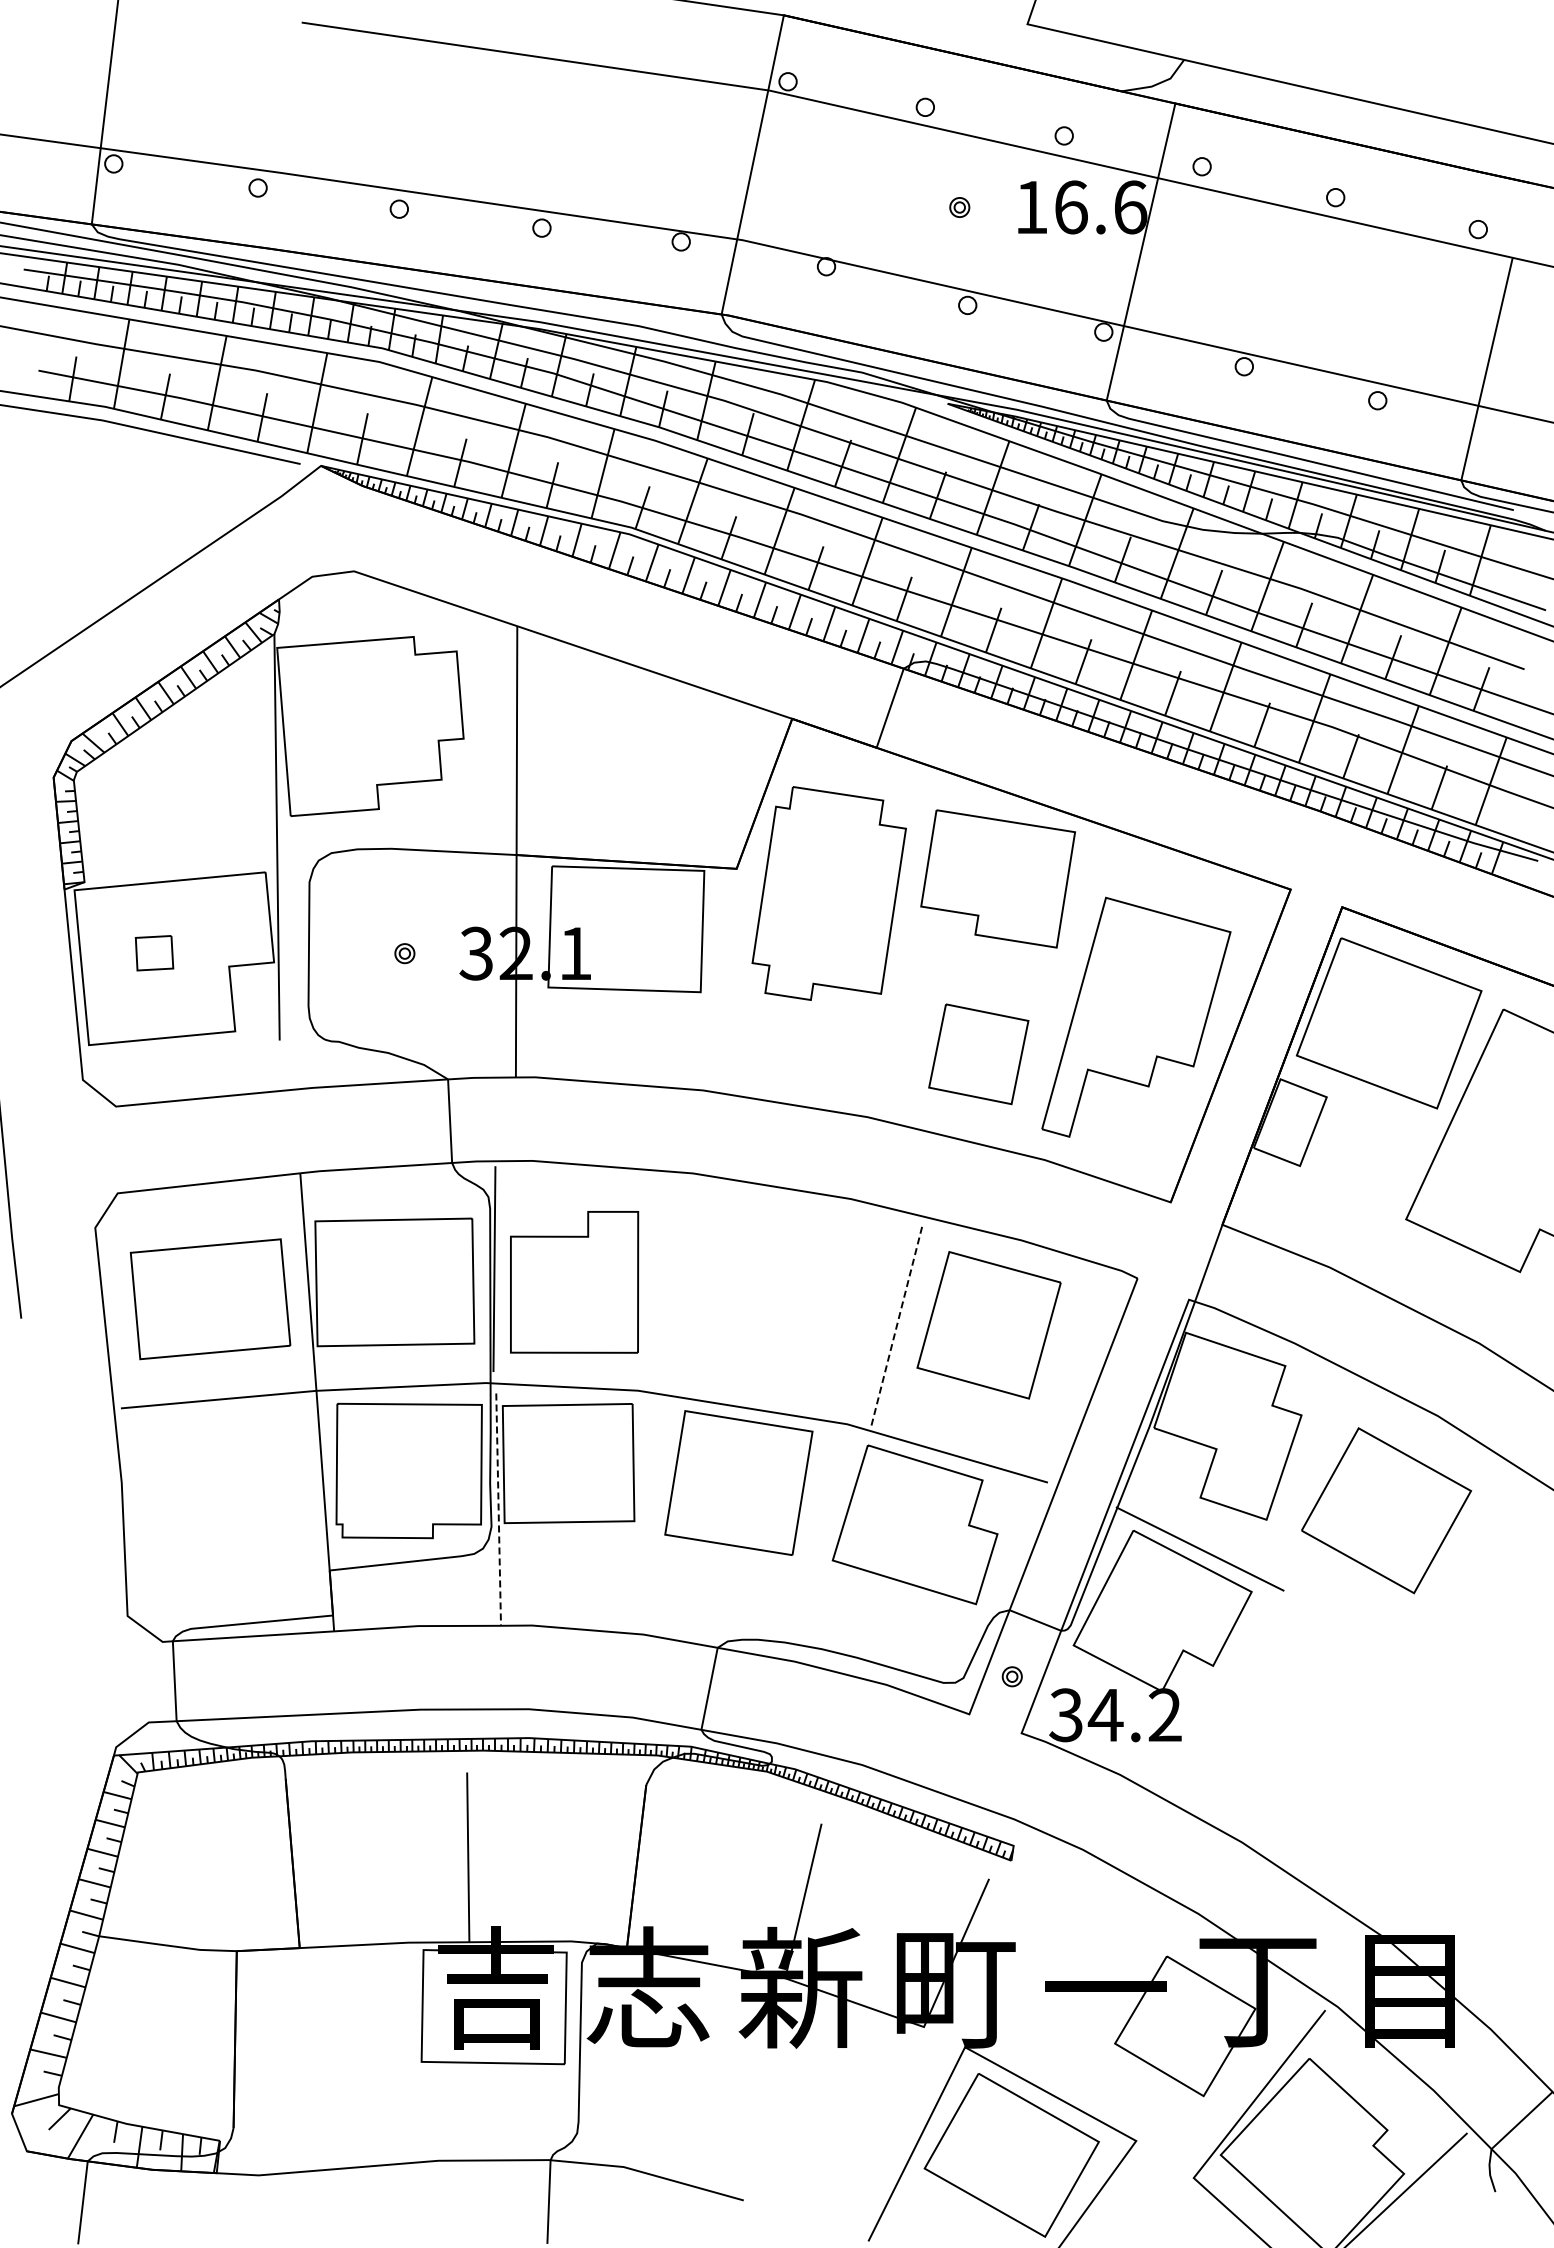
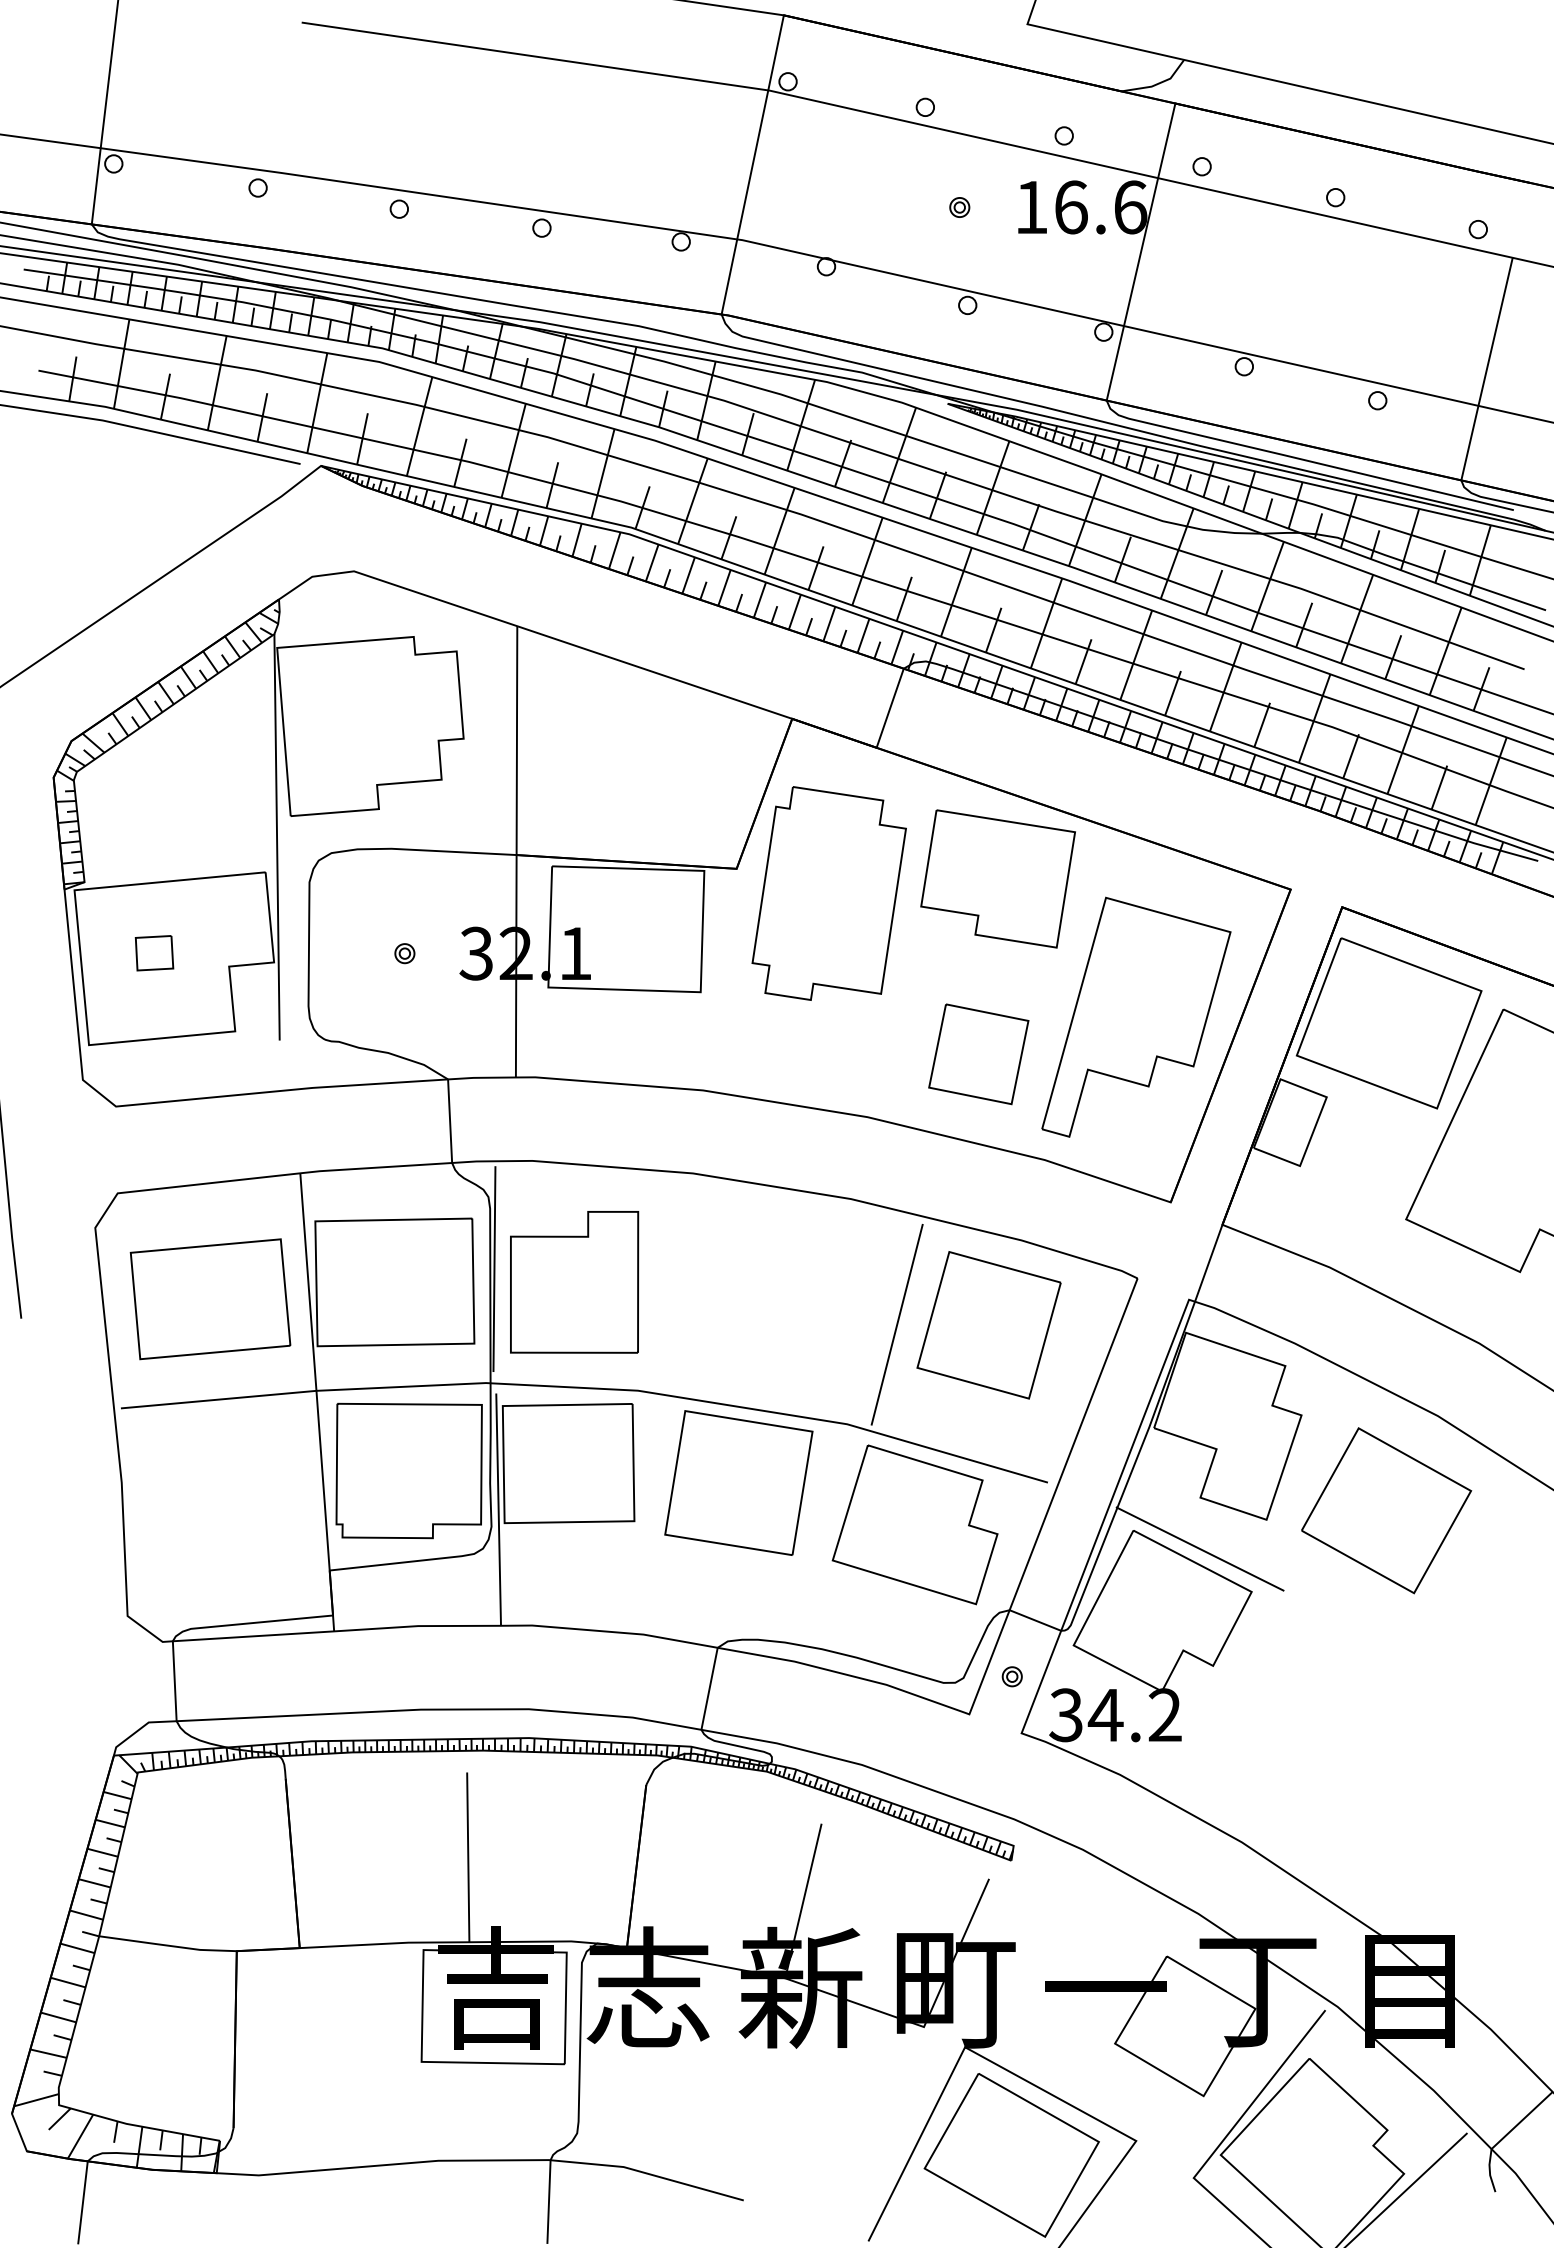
line: dashed -> solid (897, 1324)
line: dashed -> solid (498, 1510)
